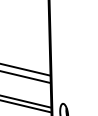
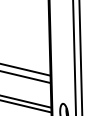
line: none -> present (74, 57)
line: none -> present (80, 57)
